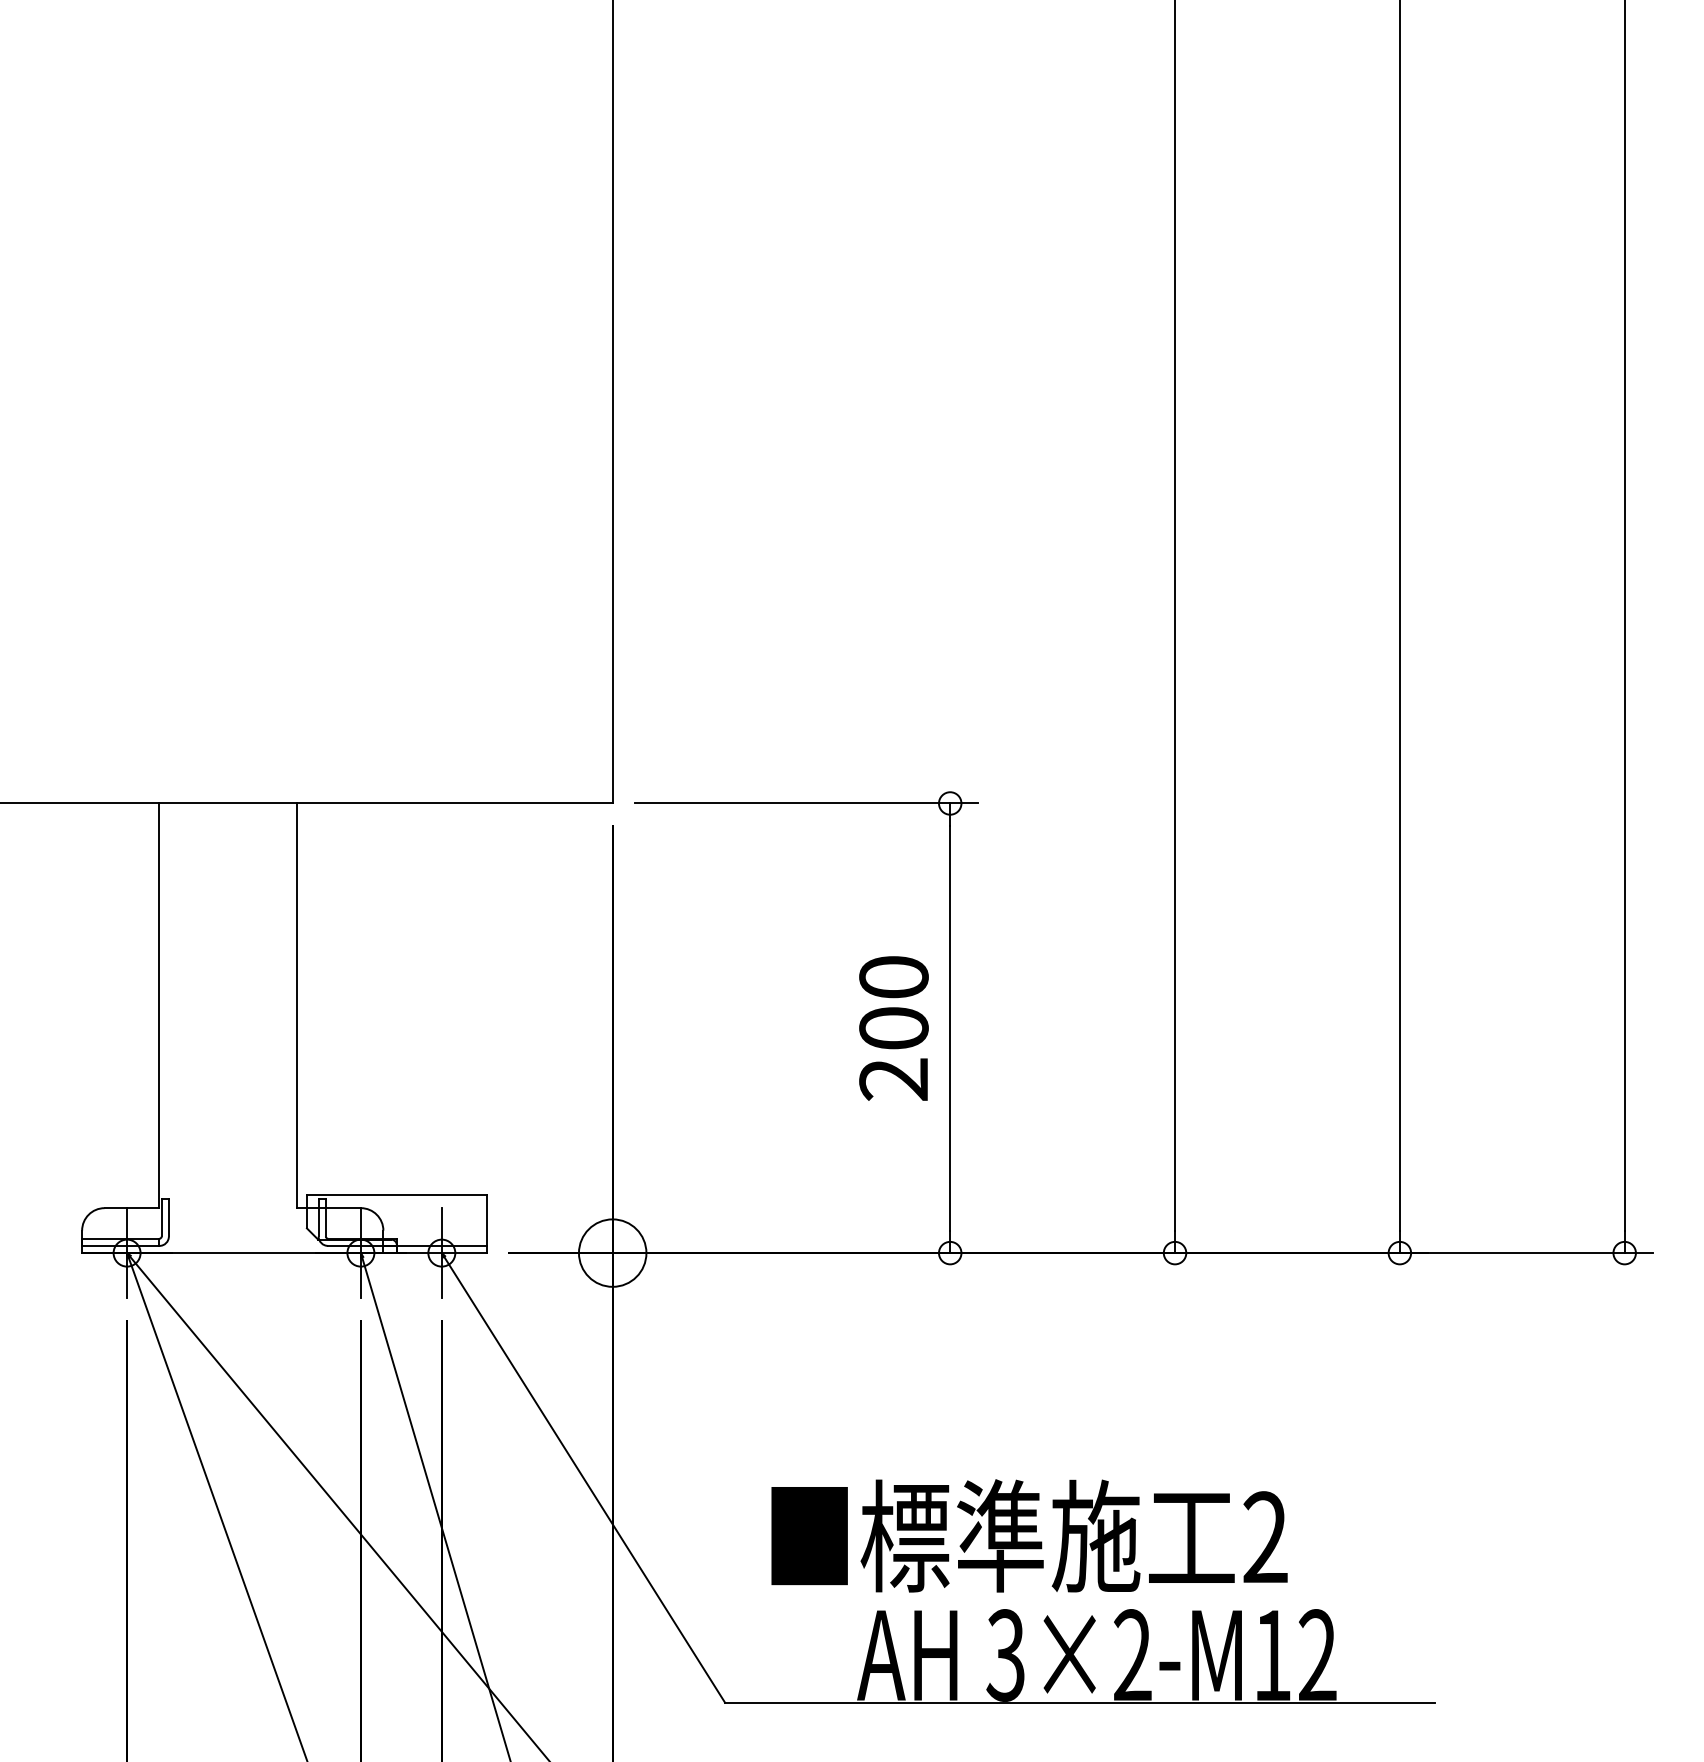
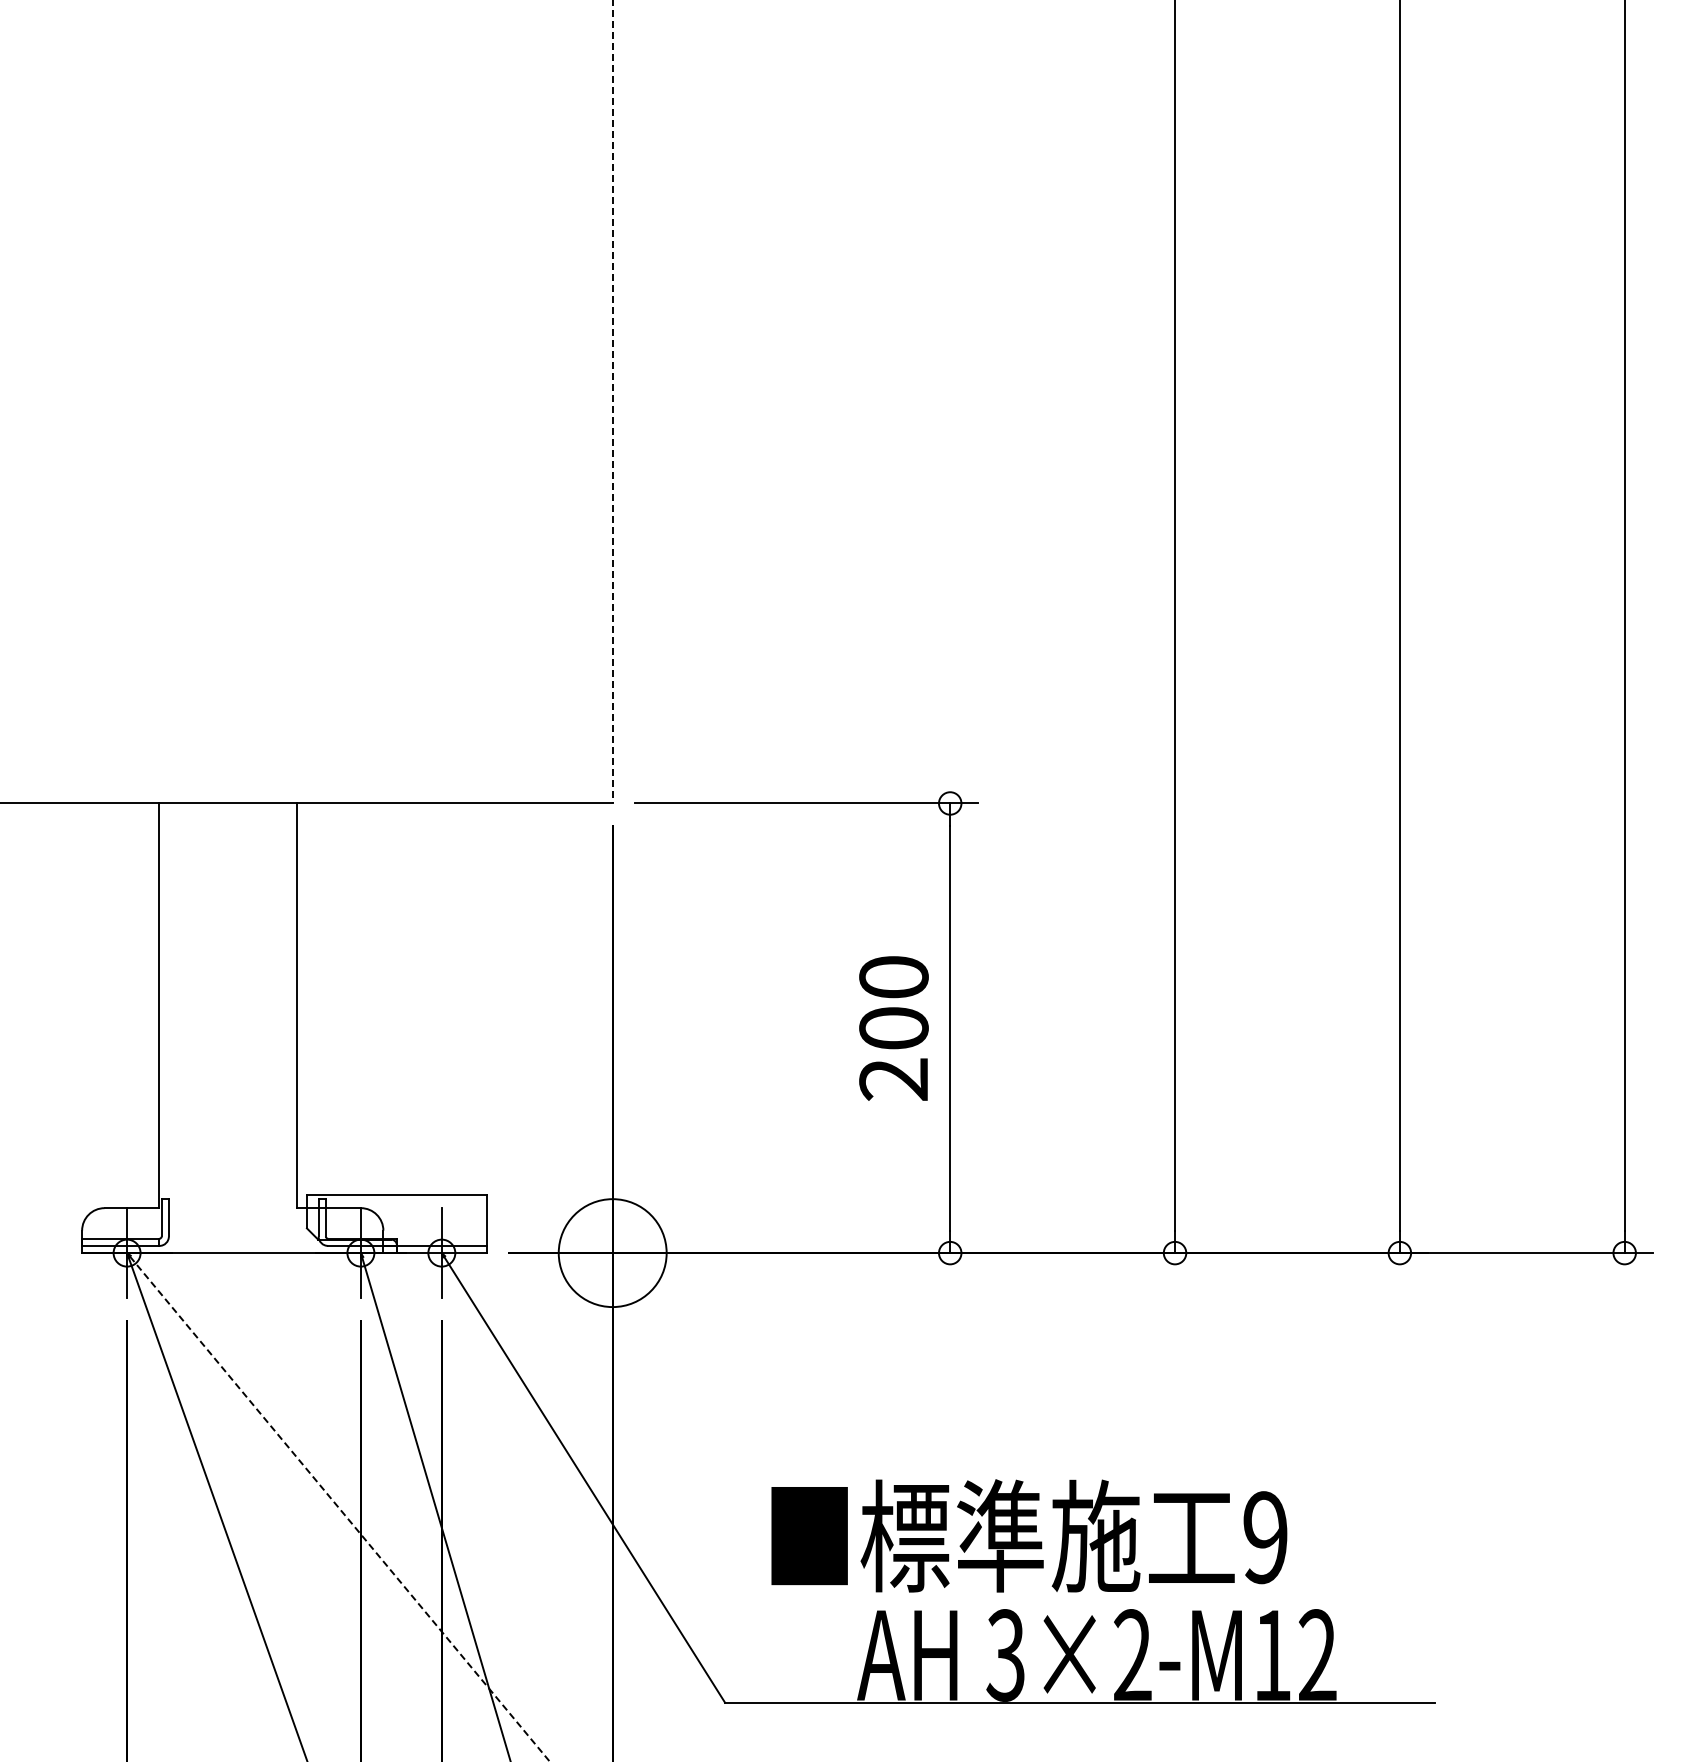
line: solid -> dashed (612, 402)
circle diameter: 67 px -> 108 px (612, 1253)
line: solid -> dashed (338, 1507)
text: 2 -> 9 (1265, 1537)
